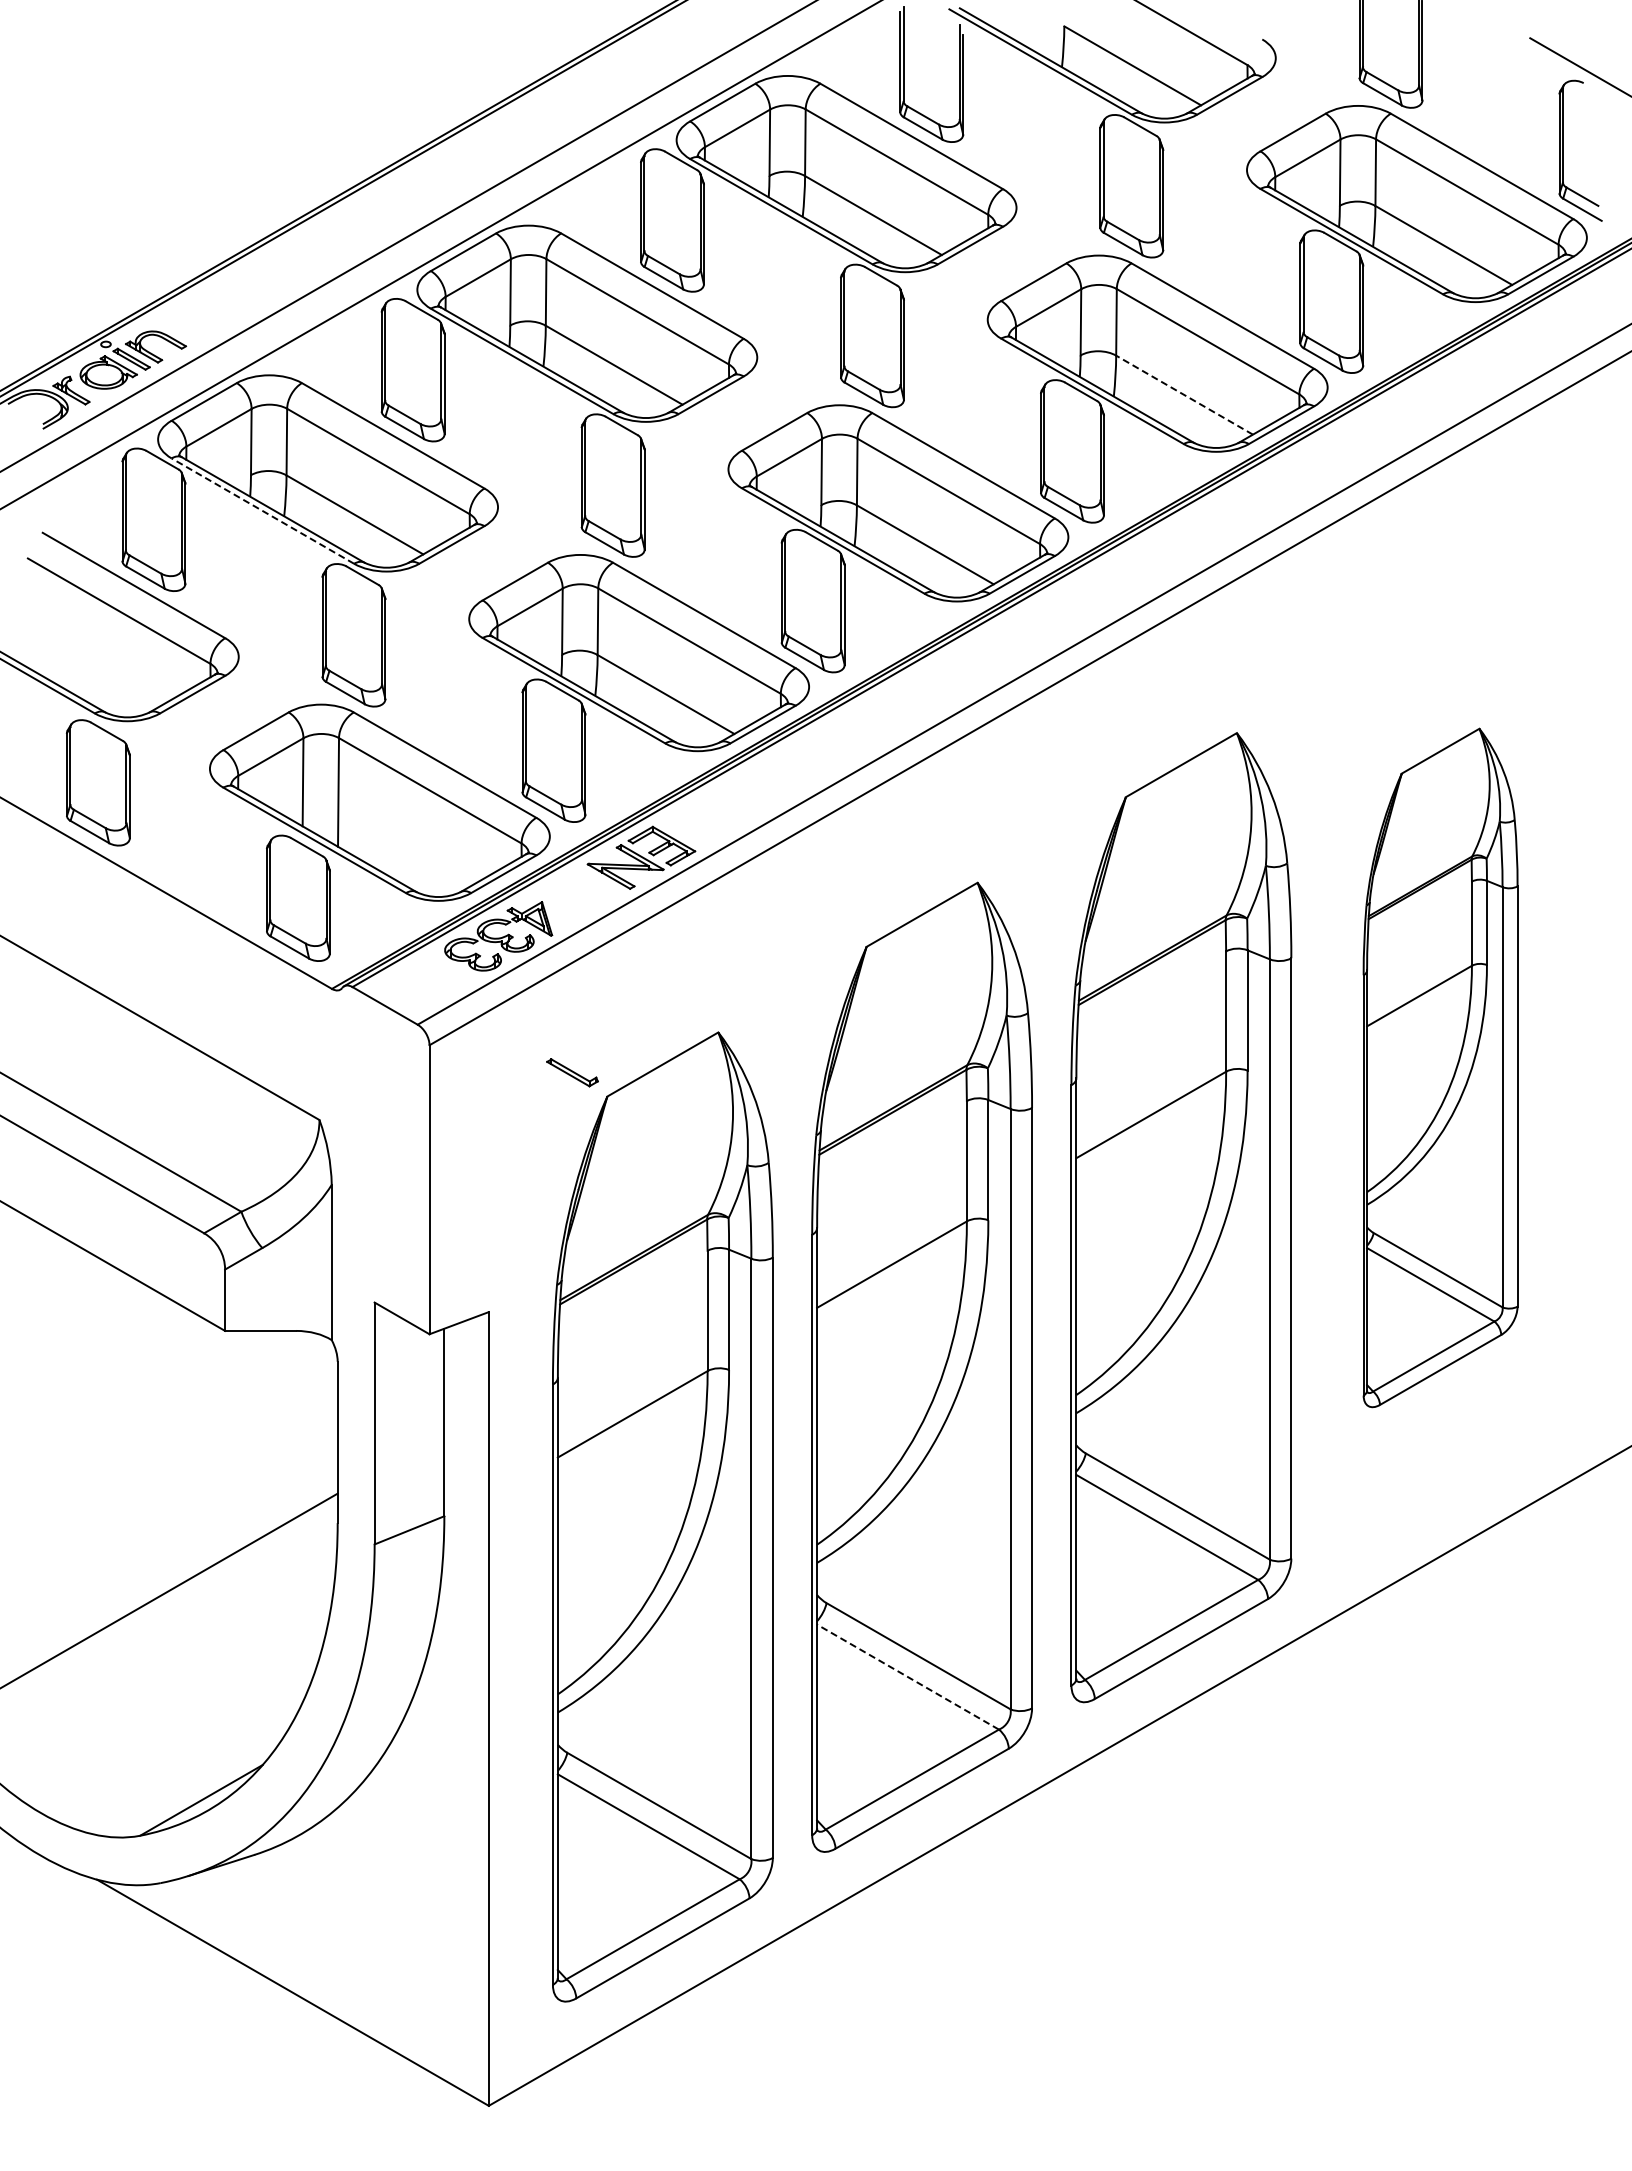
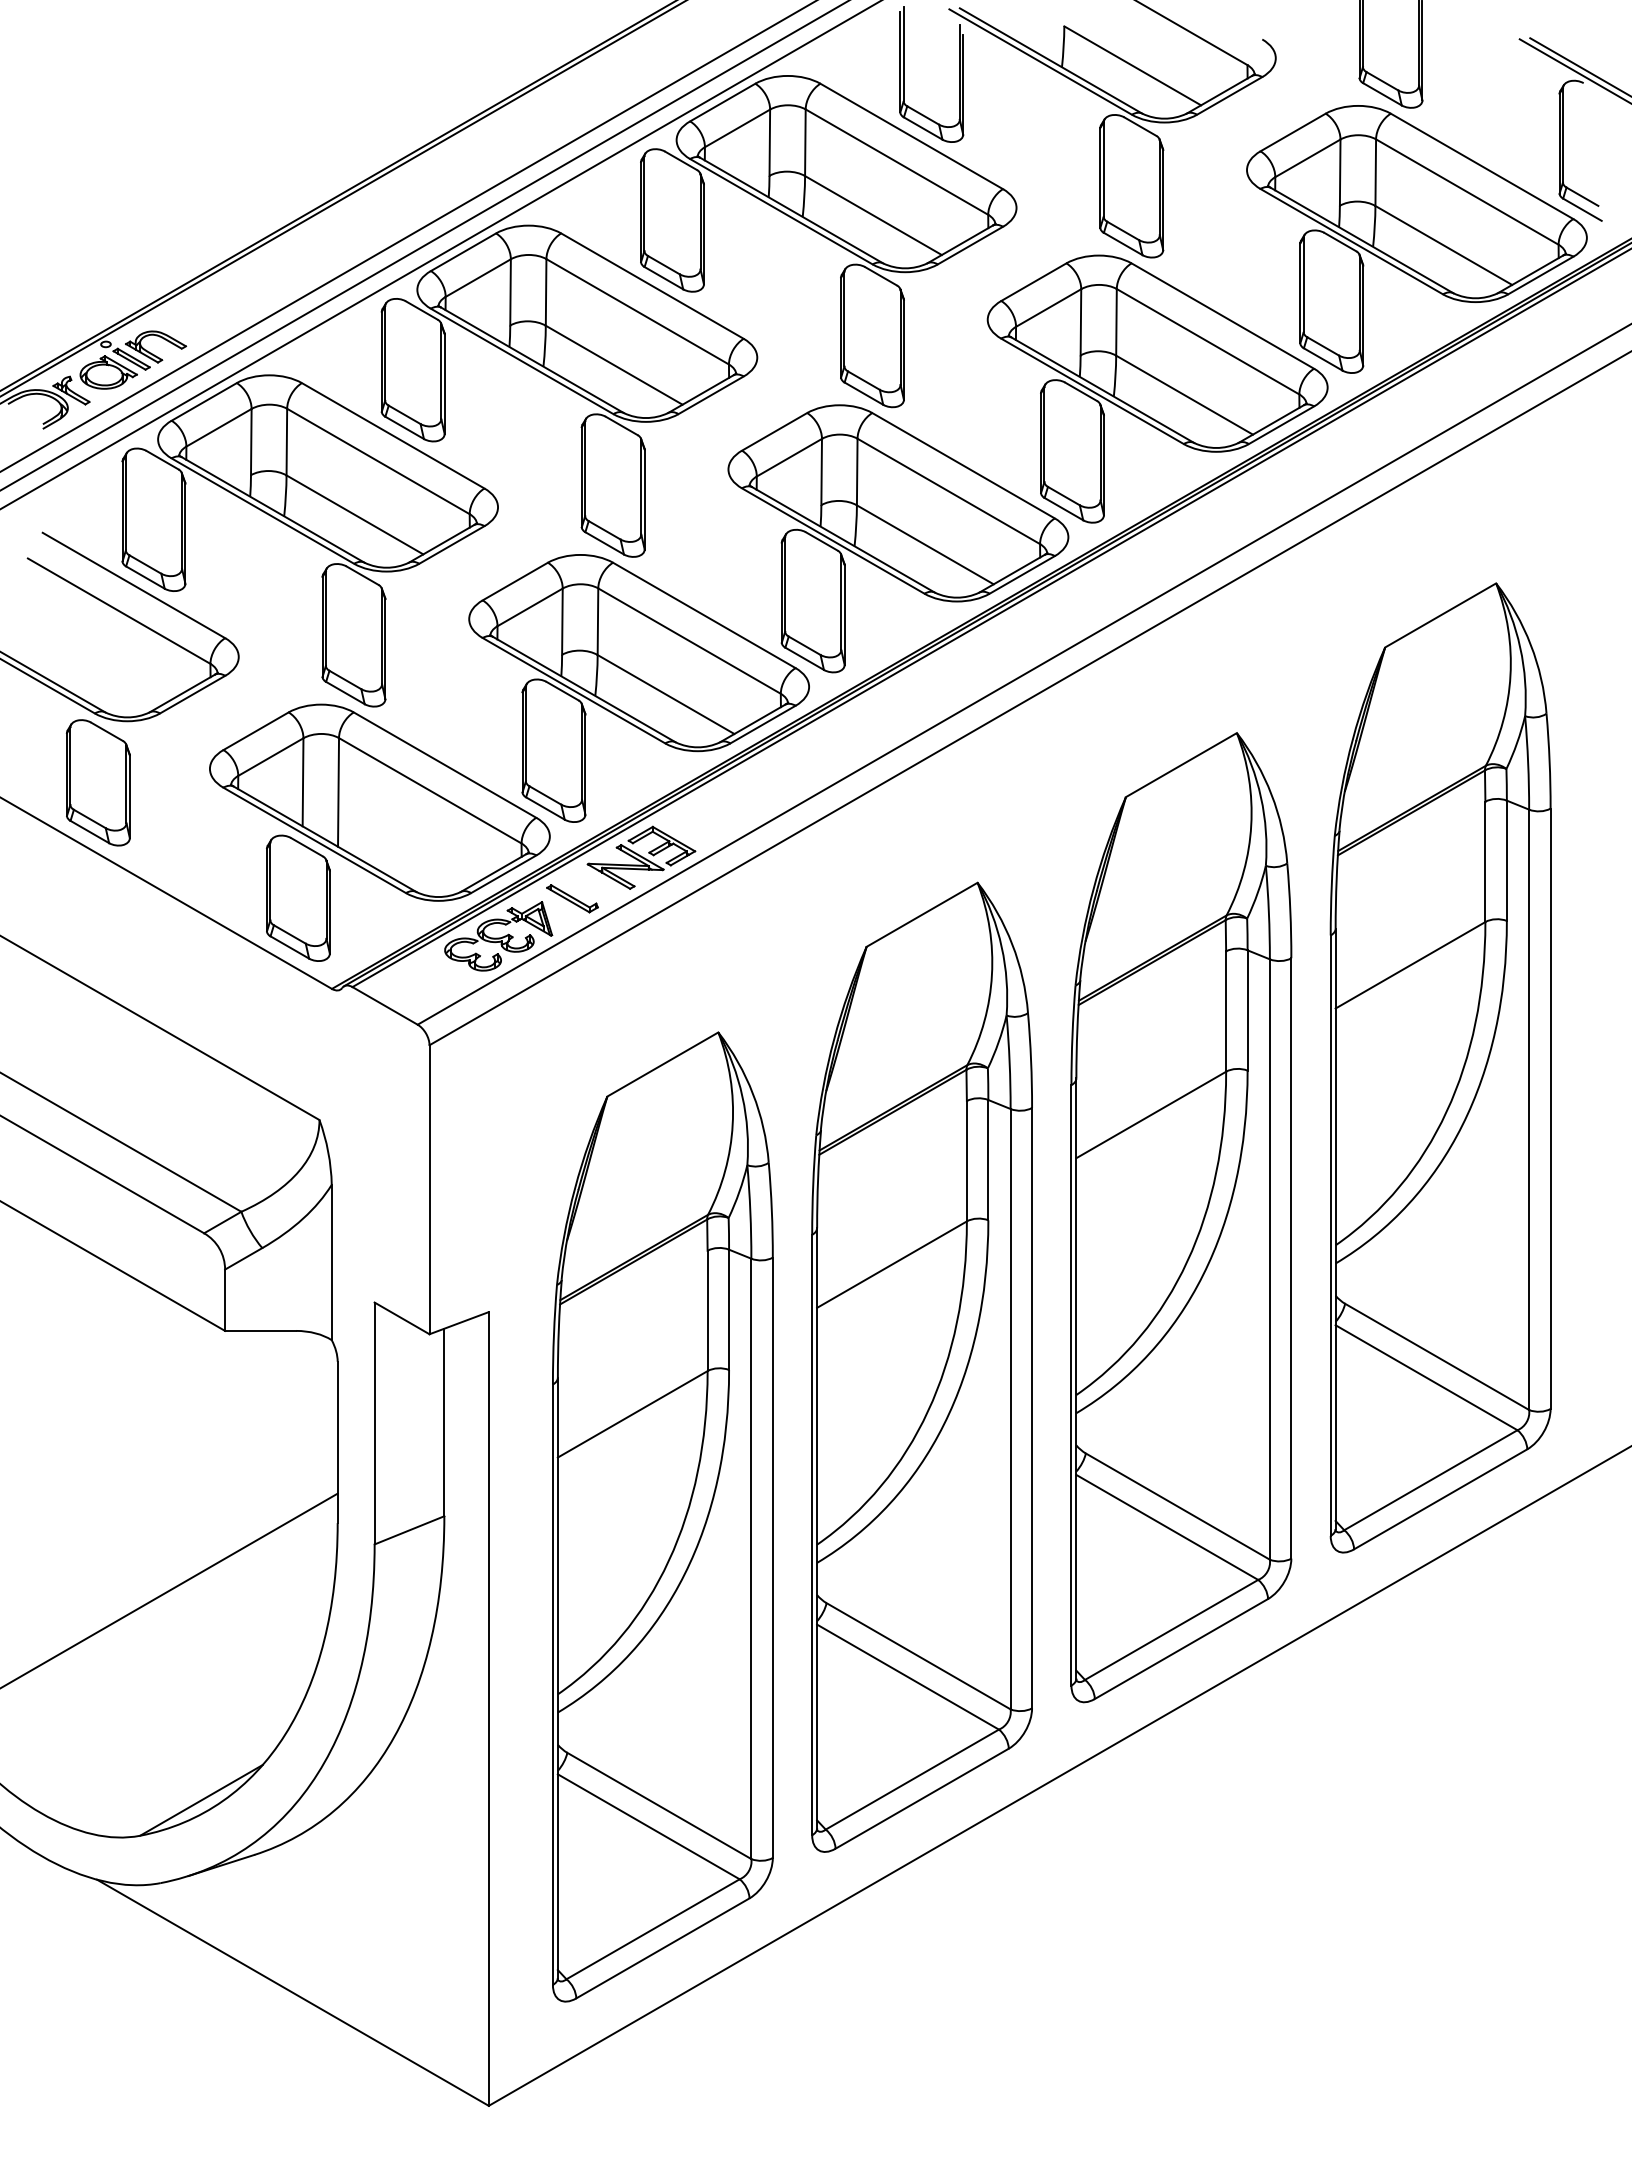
line: none -> present (1573, 70)
line: none -> present (424, 245)
line: dashed -> solid (1184, 395)
line: dashed -> solid (262, 510)
part size: 157x682 px -> 223x972 px (1440, 1067)
part position: (572, 1072) -> (572, 898) (572, 898)
line: dashed -> solid (908, 1677)
